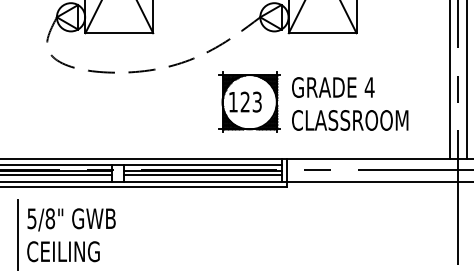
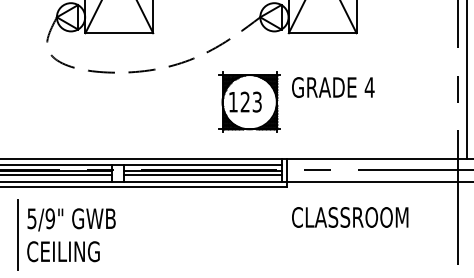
line: present -> none (449, 80)
text position: (350, 120) -> (350, 217) (350, 217)
text: 5/8" -> 5/9" (50, 218)
